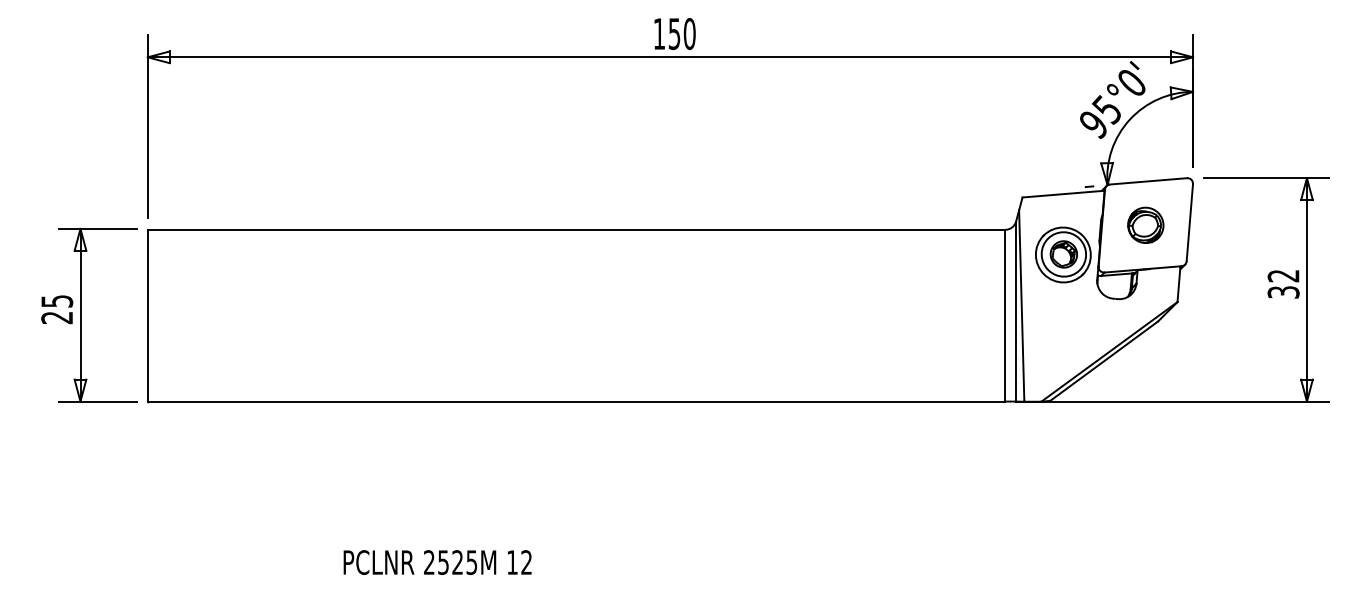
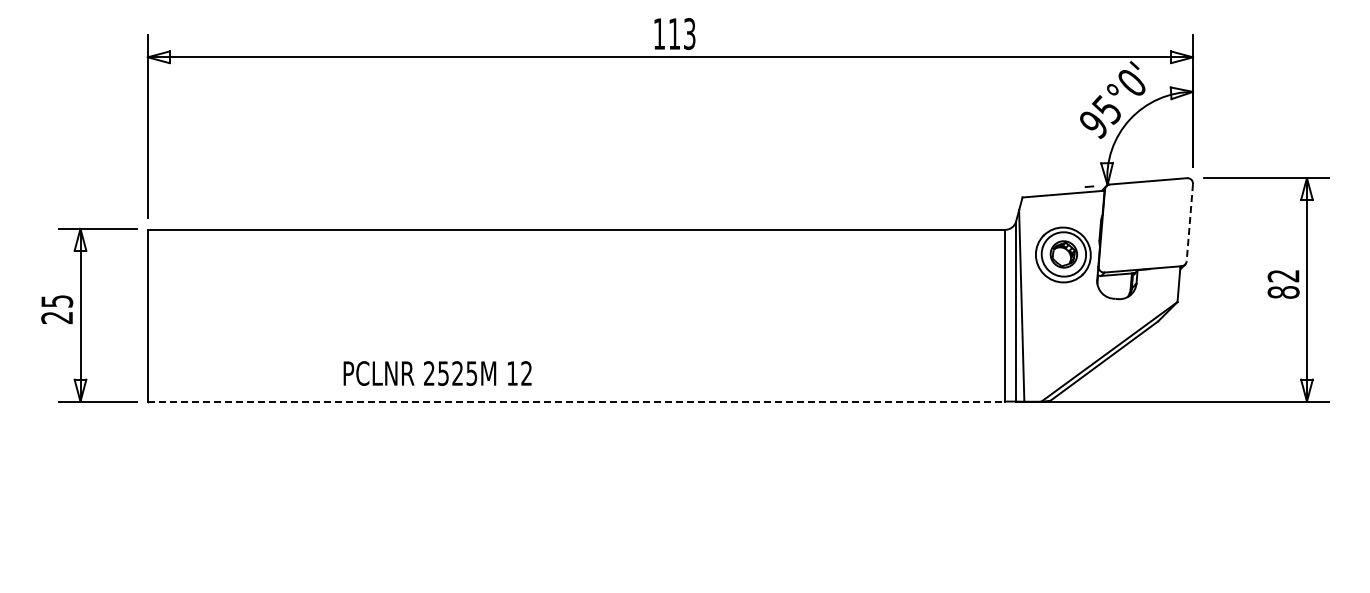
text: 150 -> 113 (682, 34)
line: solid -> dashed (1189, 222)
part: present -> none (1145, 224)
text: 32 -> 82 (1283, 292)
line: solid -> dashed (576, 401)
text position: (437, 562) -> (437, 373) (437, 373)
